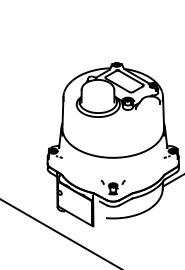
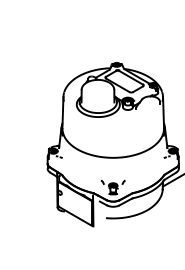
line: present -> none (59, 233)
